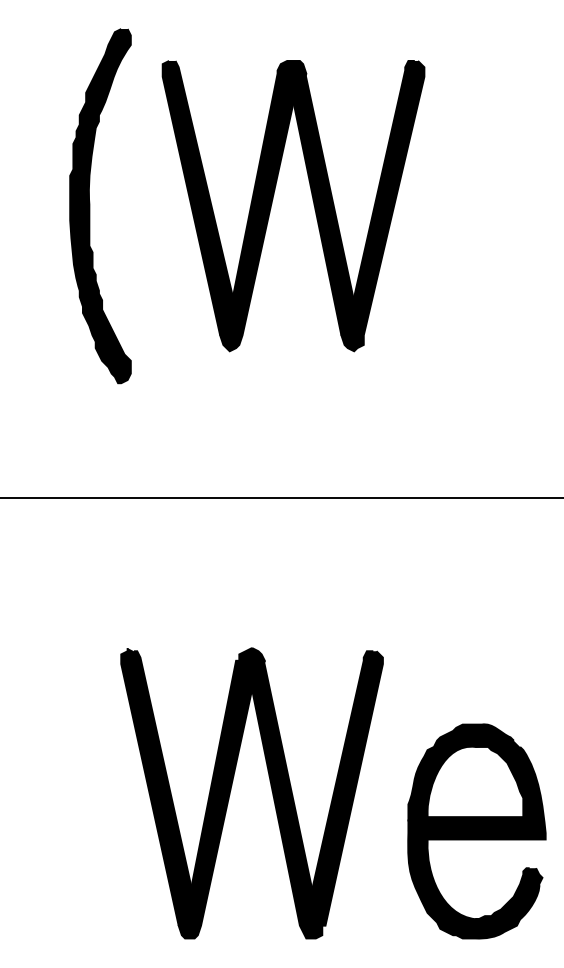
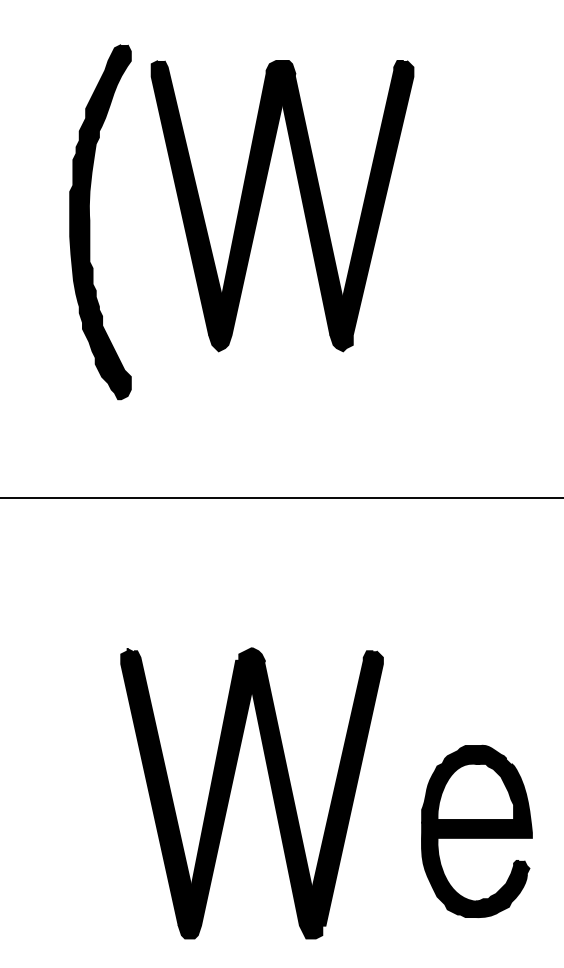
part position: (312, 200) -> (301, 200) (301, 200)
part position: (90, 206) -> (90, 222) (90, 222)
part size: 140x217 px -> 112x174 px (476, 830)
